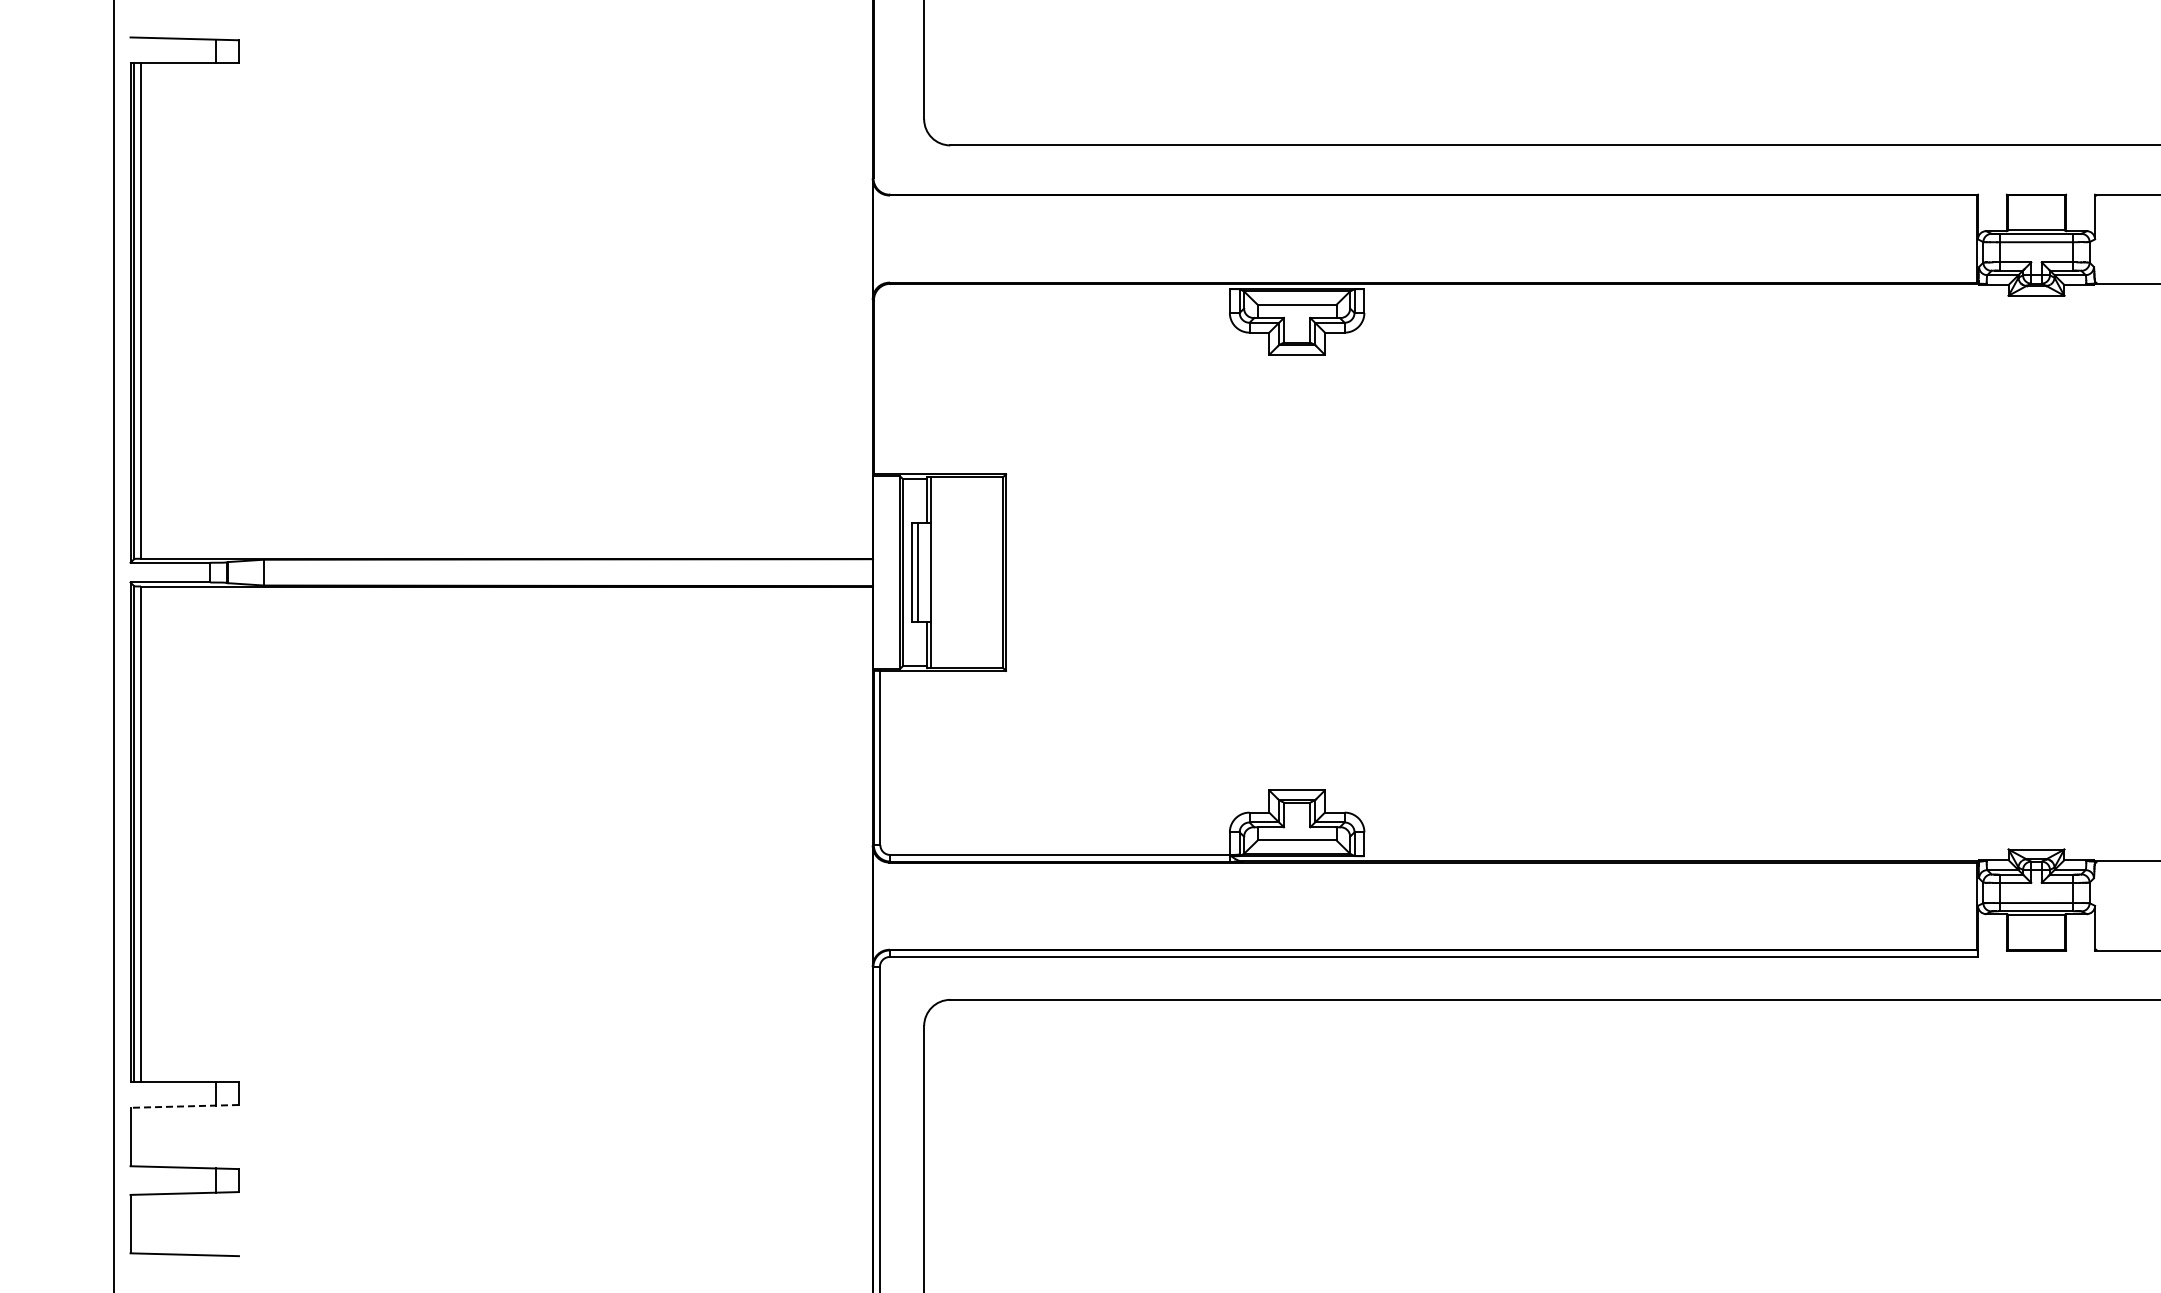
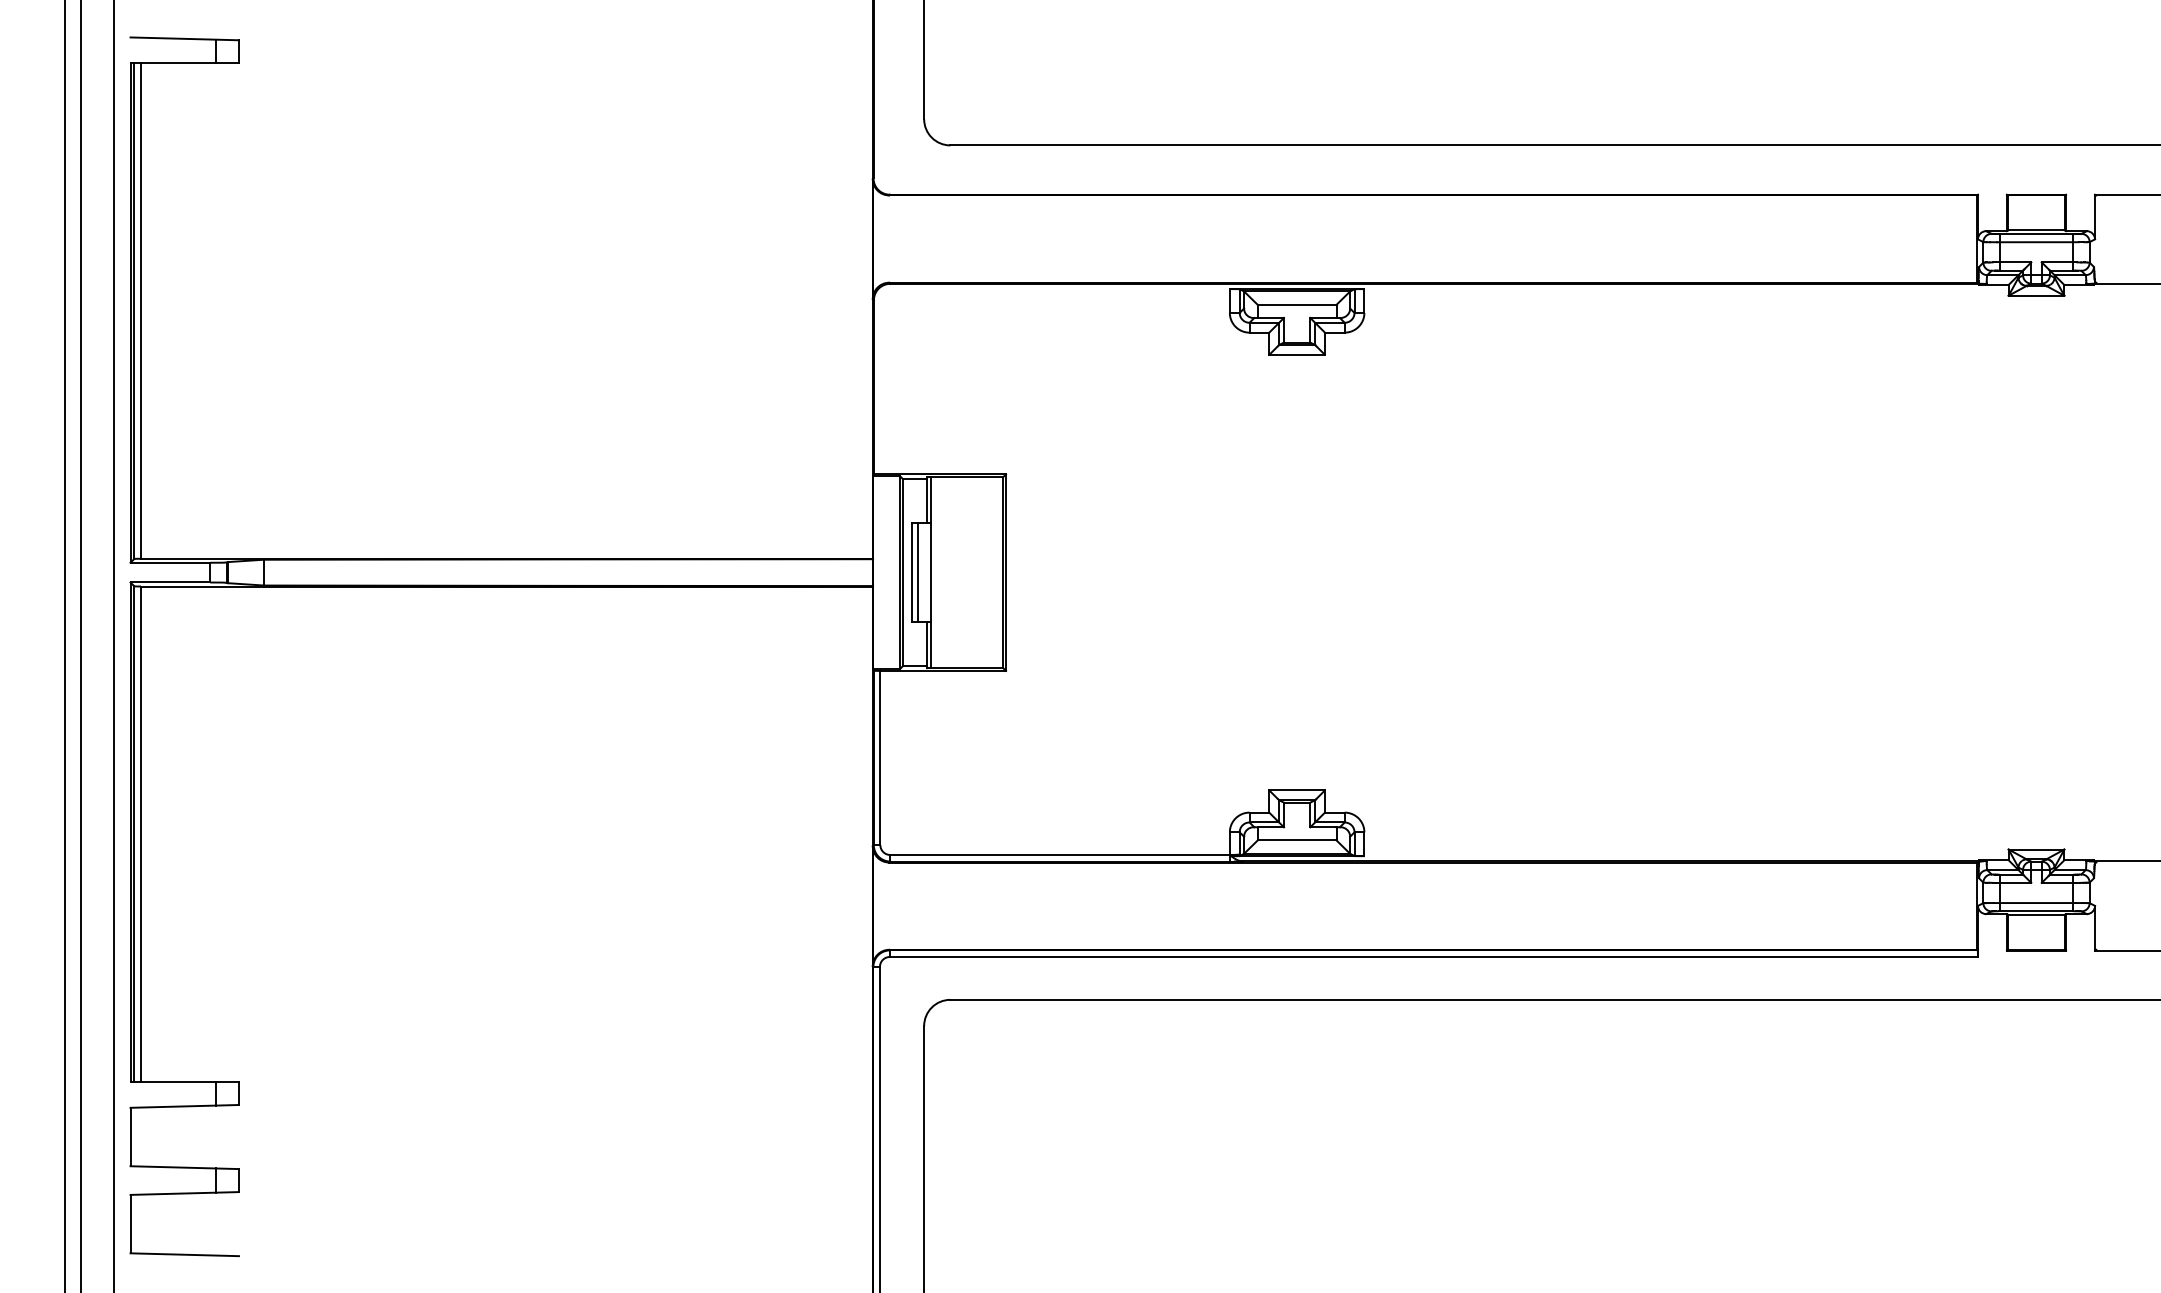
line: none -> present (64, 645)
line: none -> present (81, 645)
line: dashed -> solid (184, 1106)
